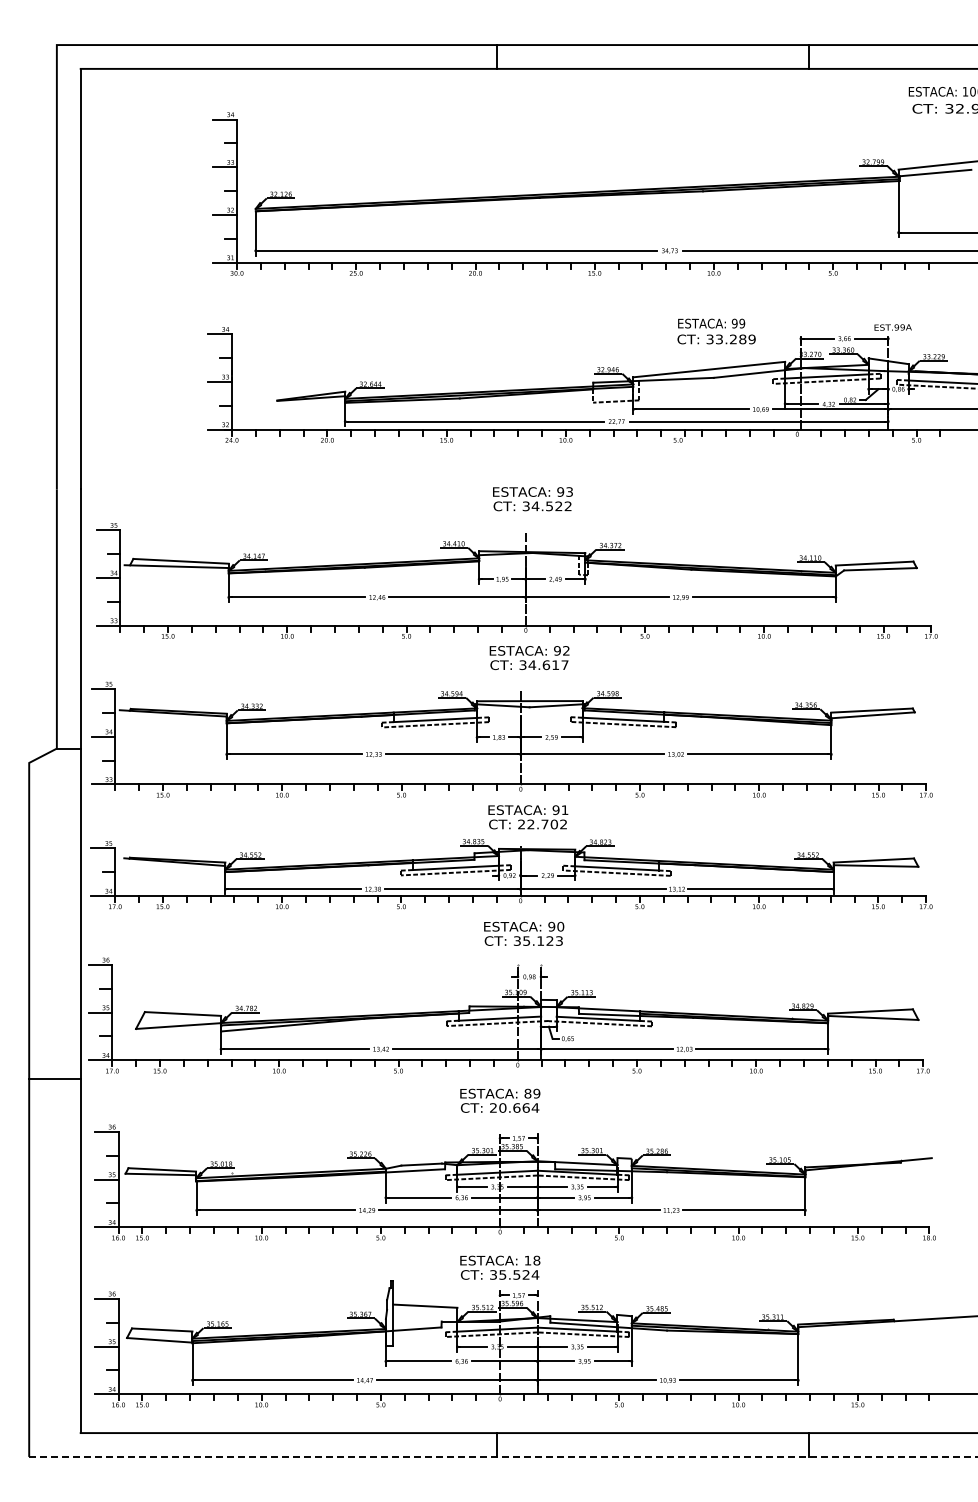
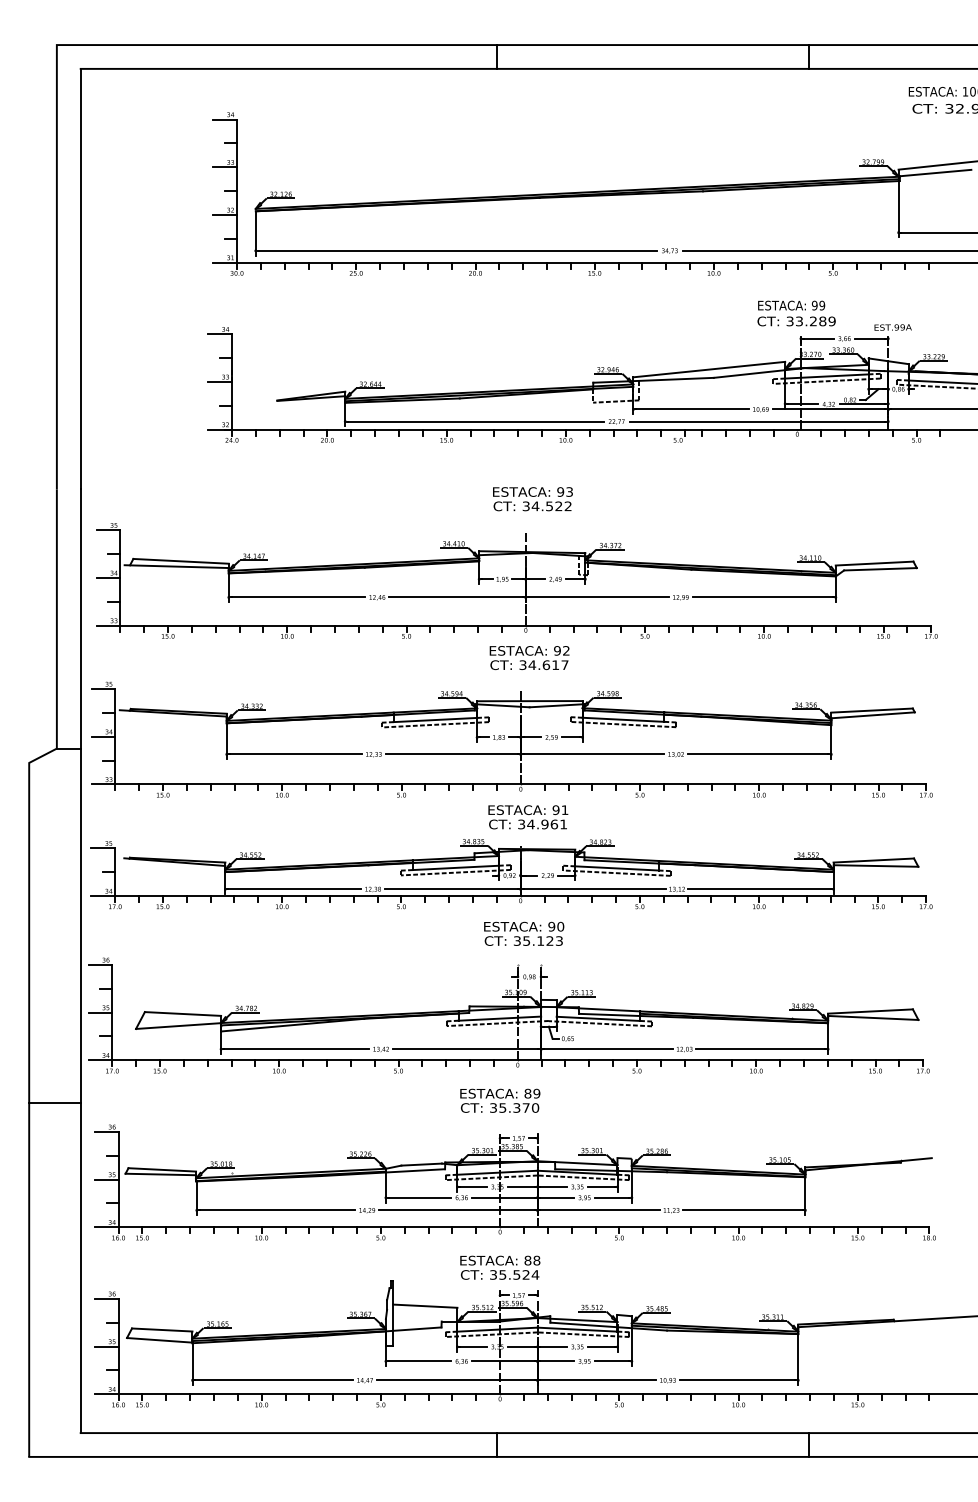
text position: (716, 331) -> (796, 313) (796, 313)
text: 22.702 -> 34.961 (542, 824)
line position: (54, 1078) -> (54, 1102) (54, 1102)
text: 20.664 -> 35.370 (514, 1107)
text: 18 -> 88 (527, 1260)
line: dashed -> solid (504, 1456)
